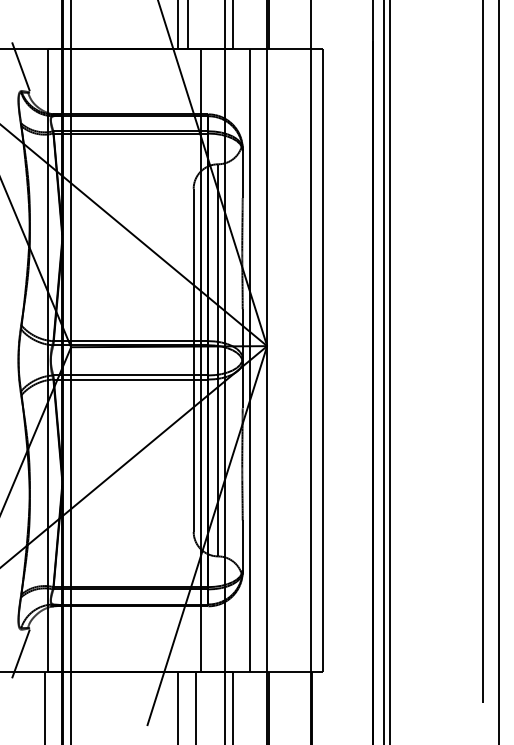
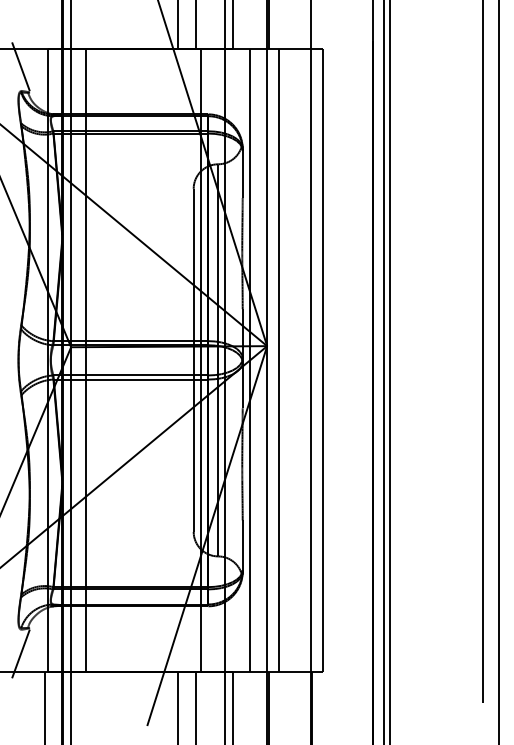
line position: (188, 25) -> (196, 25) (196, 25)
line: none -> present (85, 360)
line: none -> present (278, 360)
